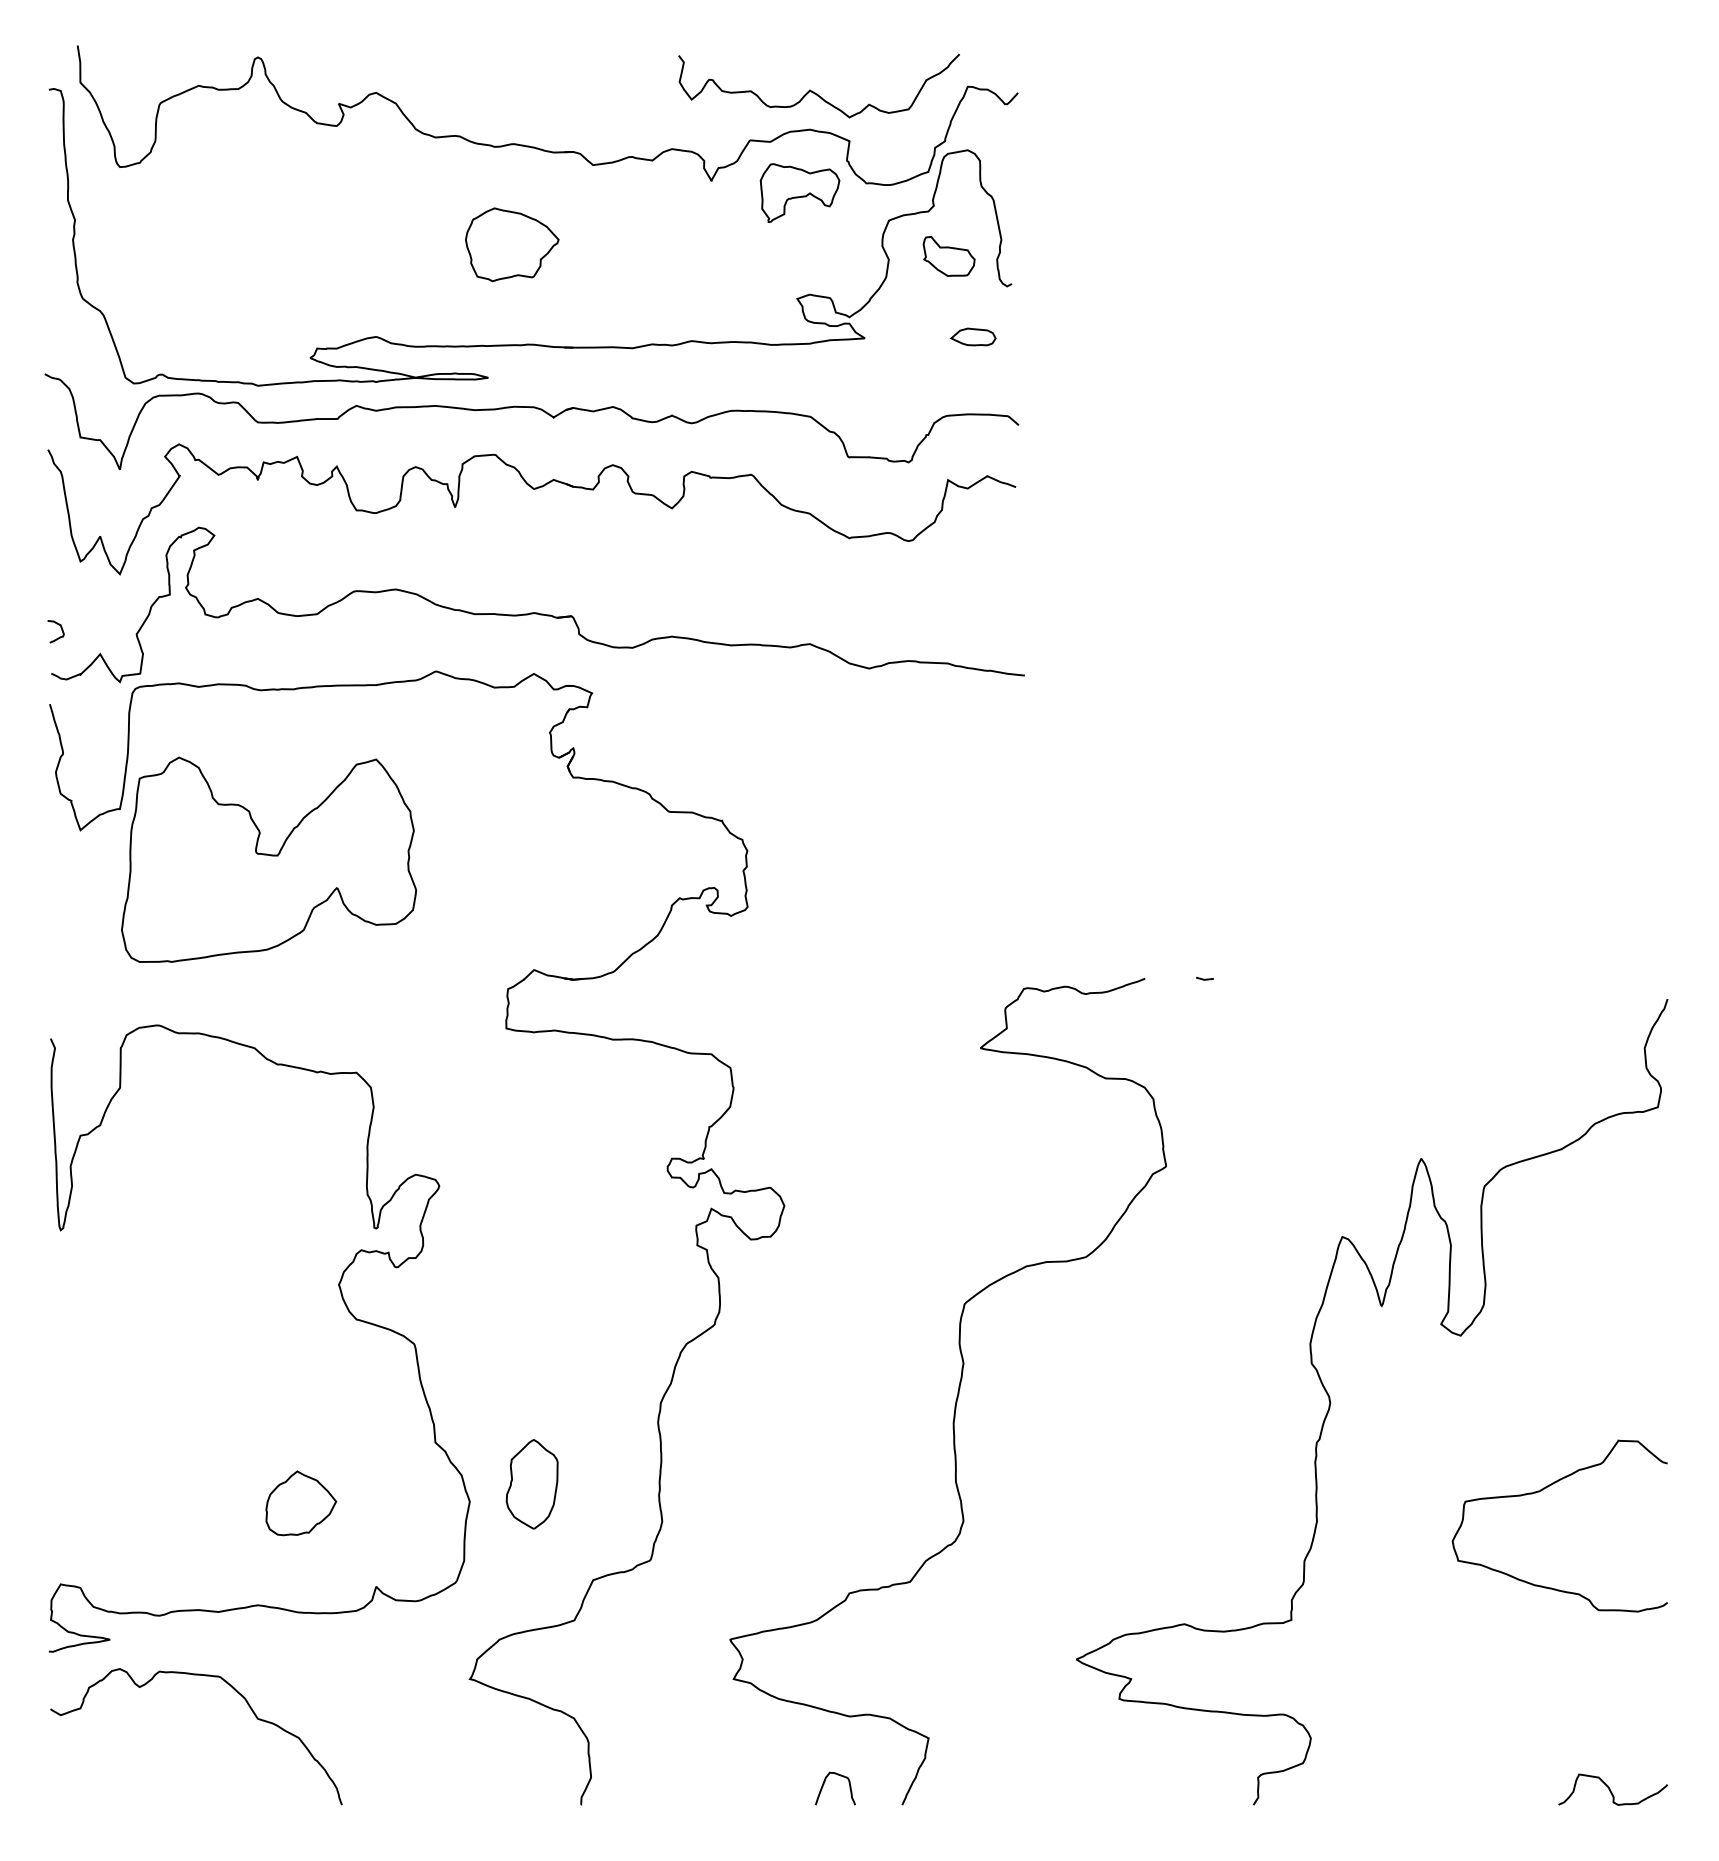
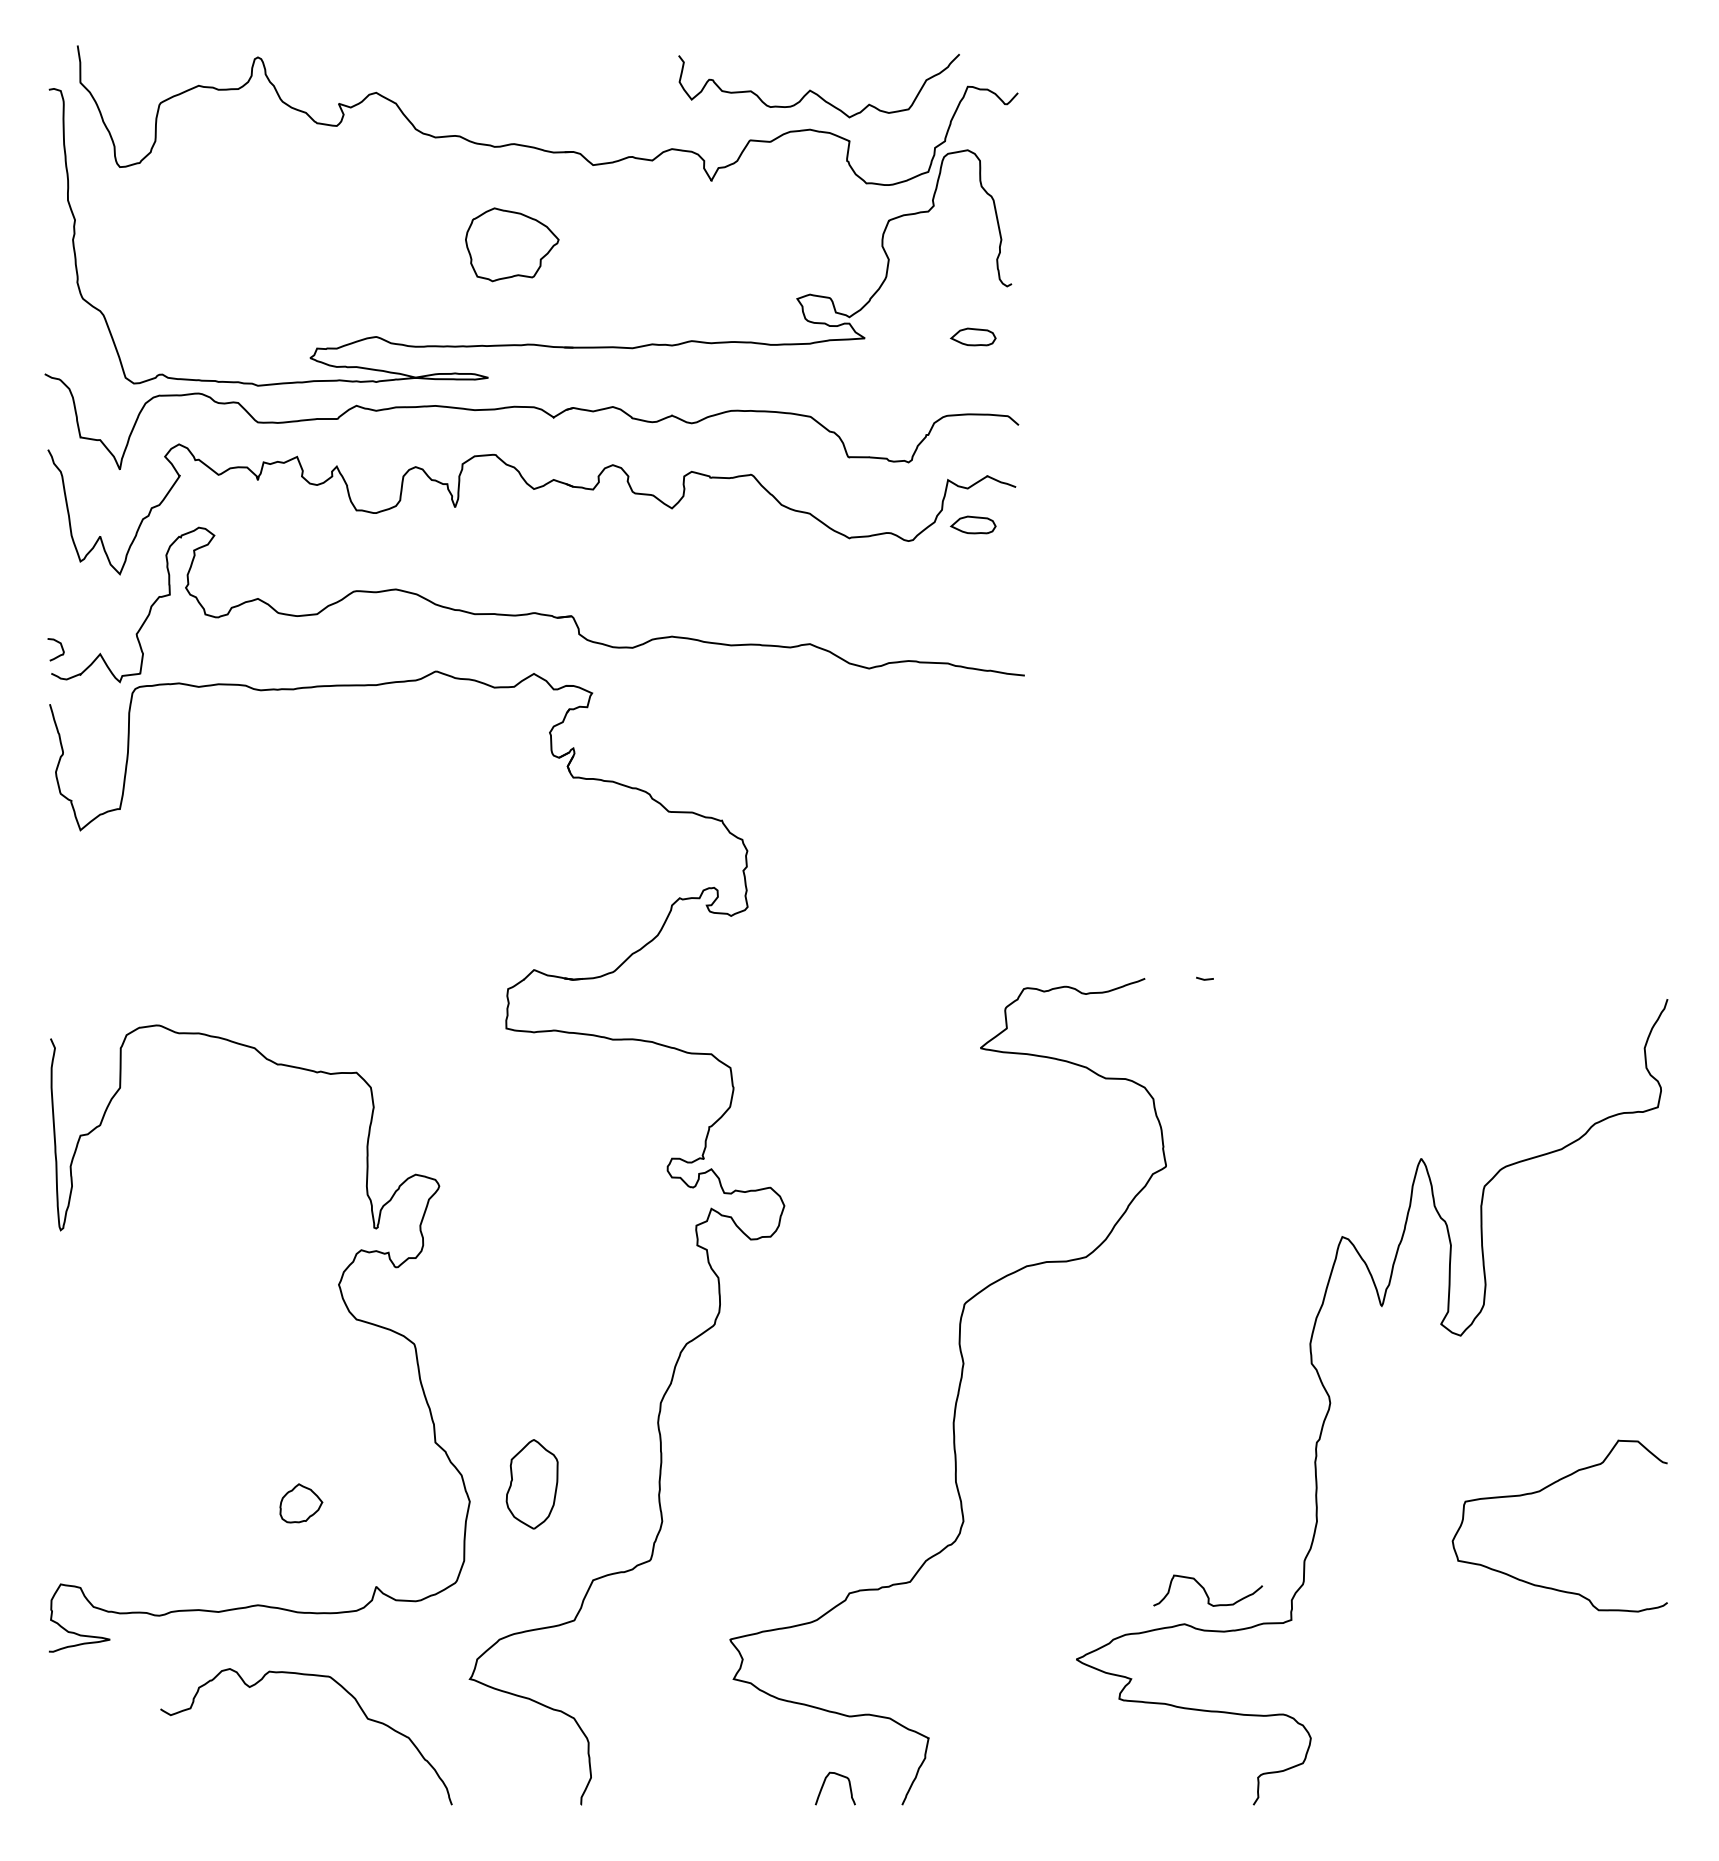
part: present -> none (799, 192)
part: present -> none (948, 256)
part: none -> present (973, 524)
curve position: (61, 630) -> (61, 648) (61, 648)
part: present -> none (269, 859)
part size: 73x67 px -> 45x41 px (301, 1503)
curve position: (237, 1693) -> (347, 1693) (347, 1693)
curve position: (1611, 1790) -> (1206, 1591) (1206, 1591)
